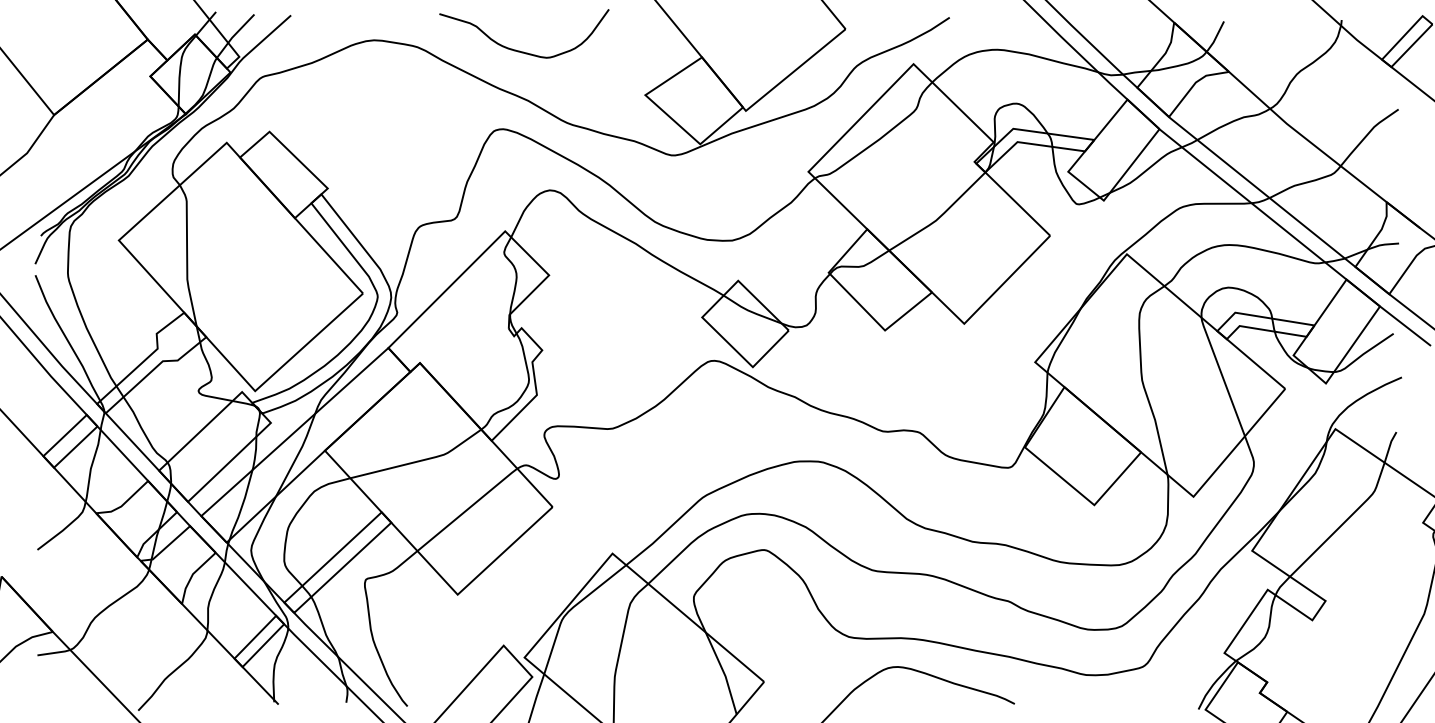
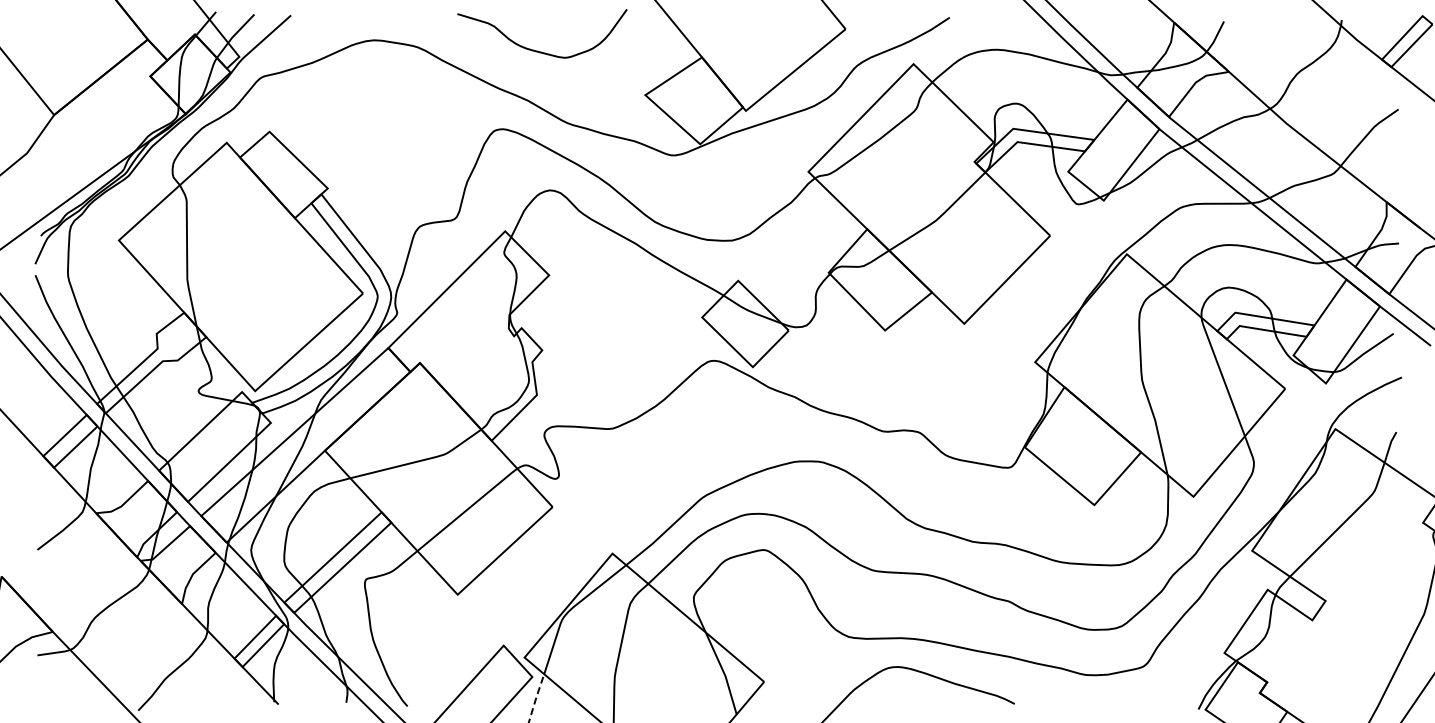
curve position: (519, 50) -> (537, 50) (537, 50)
line: solid -> dashed (536, 697)
